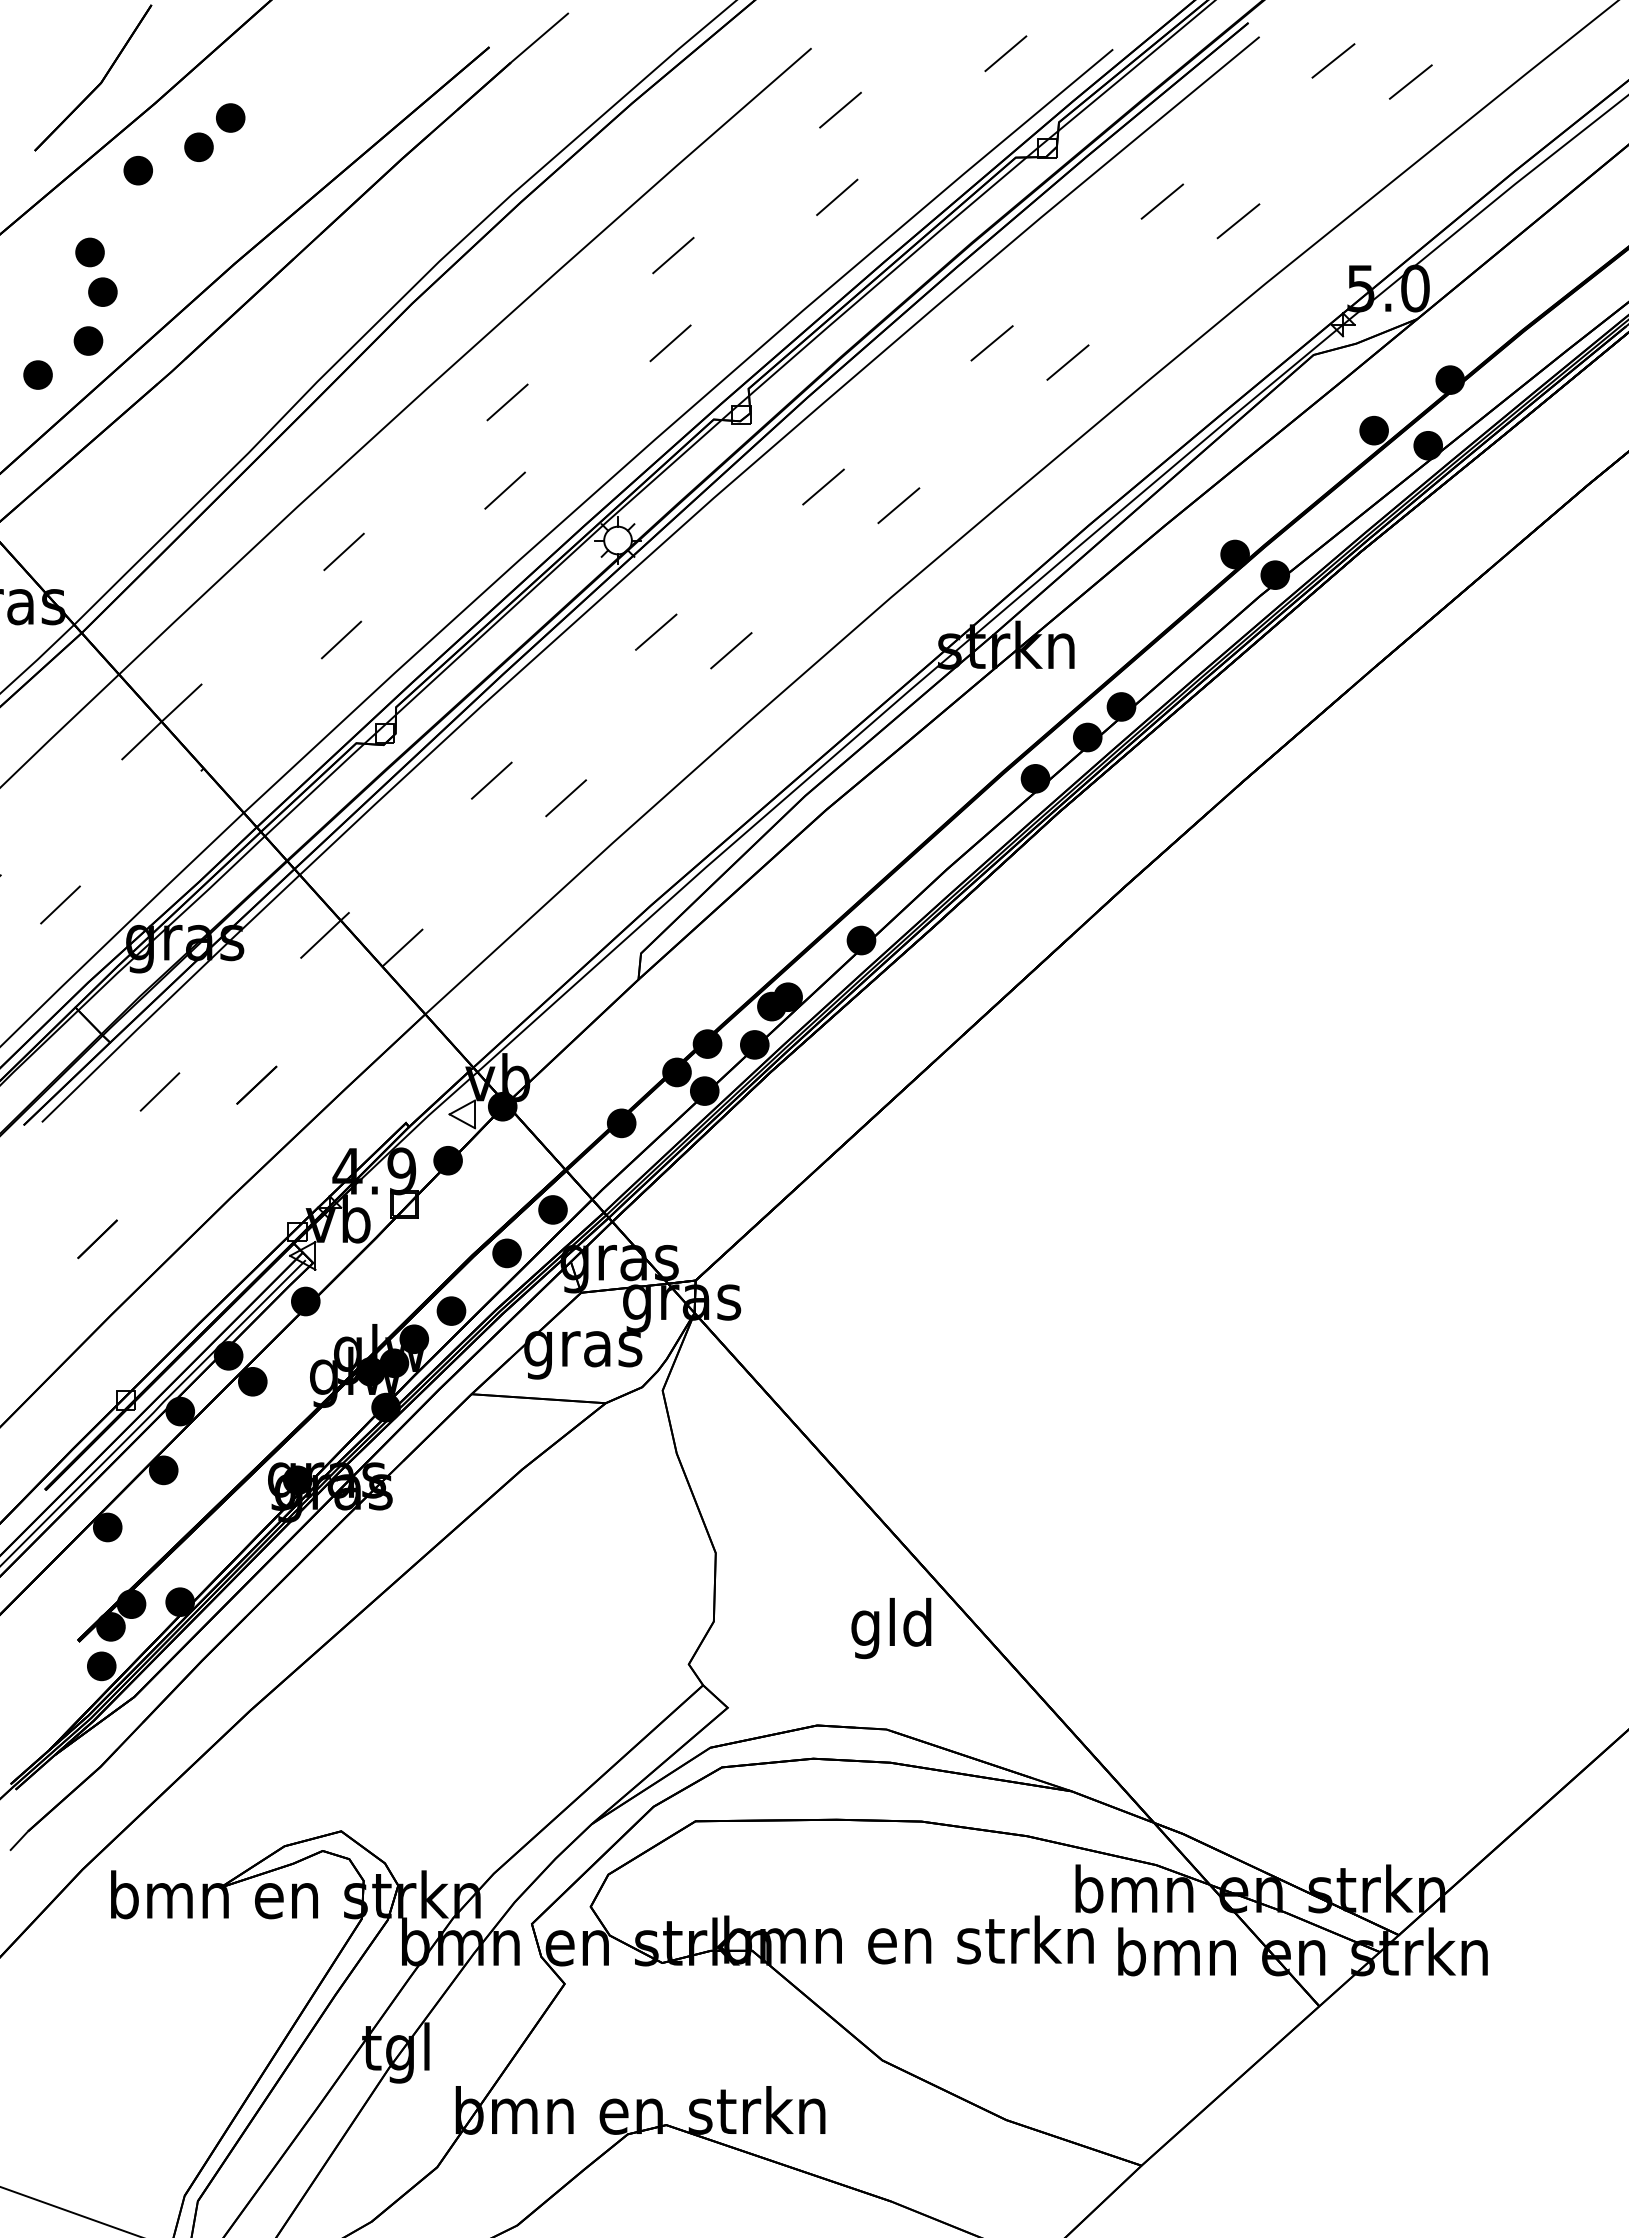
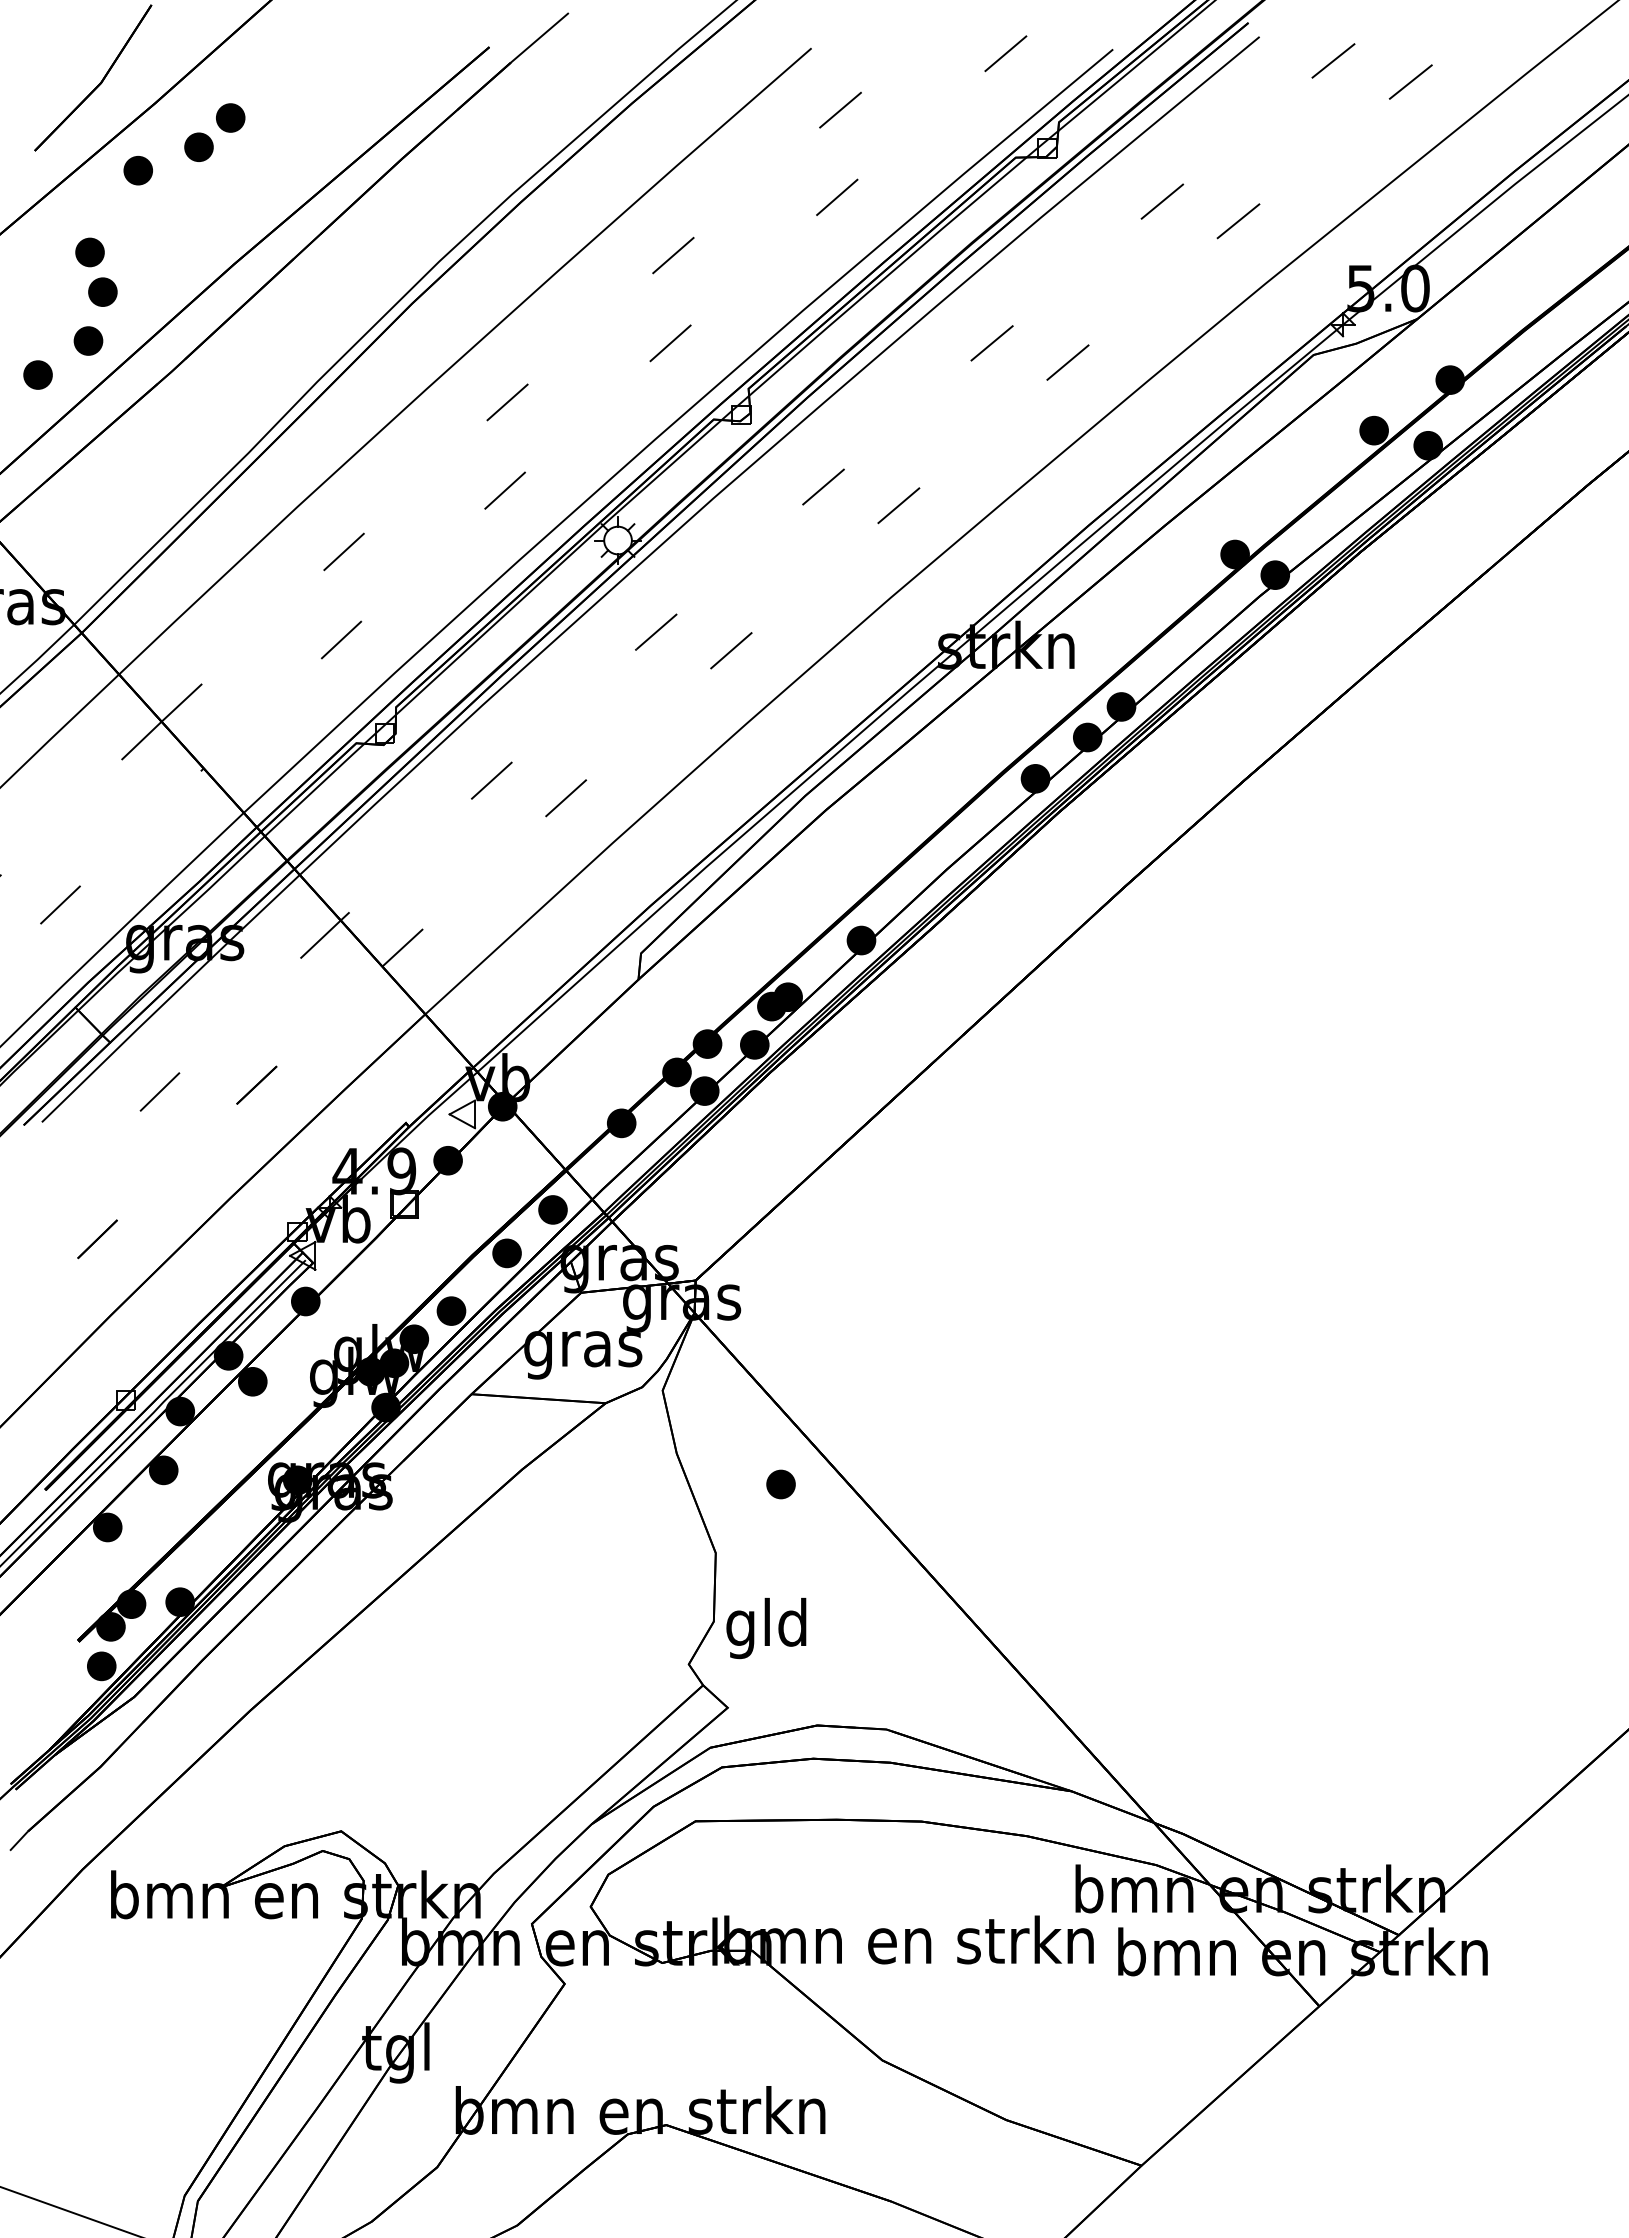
part: none -> present (780, 1484)
text position: (891, 1628) -> (766, 1628) (766, 1628)
